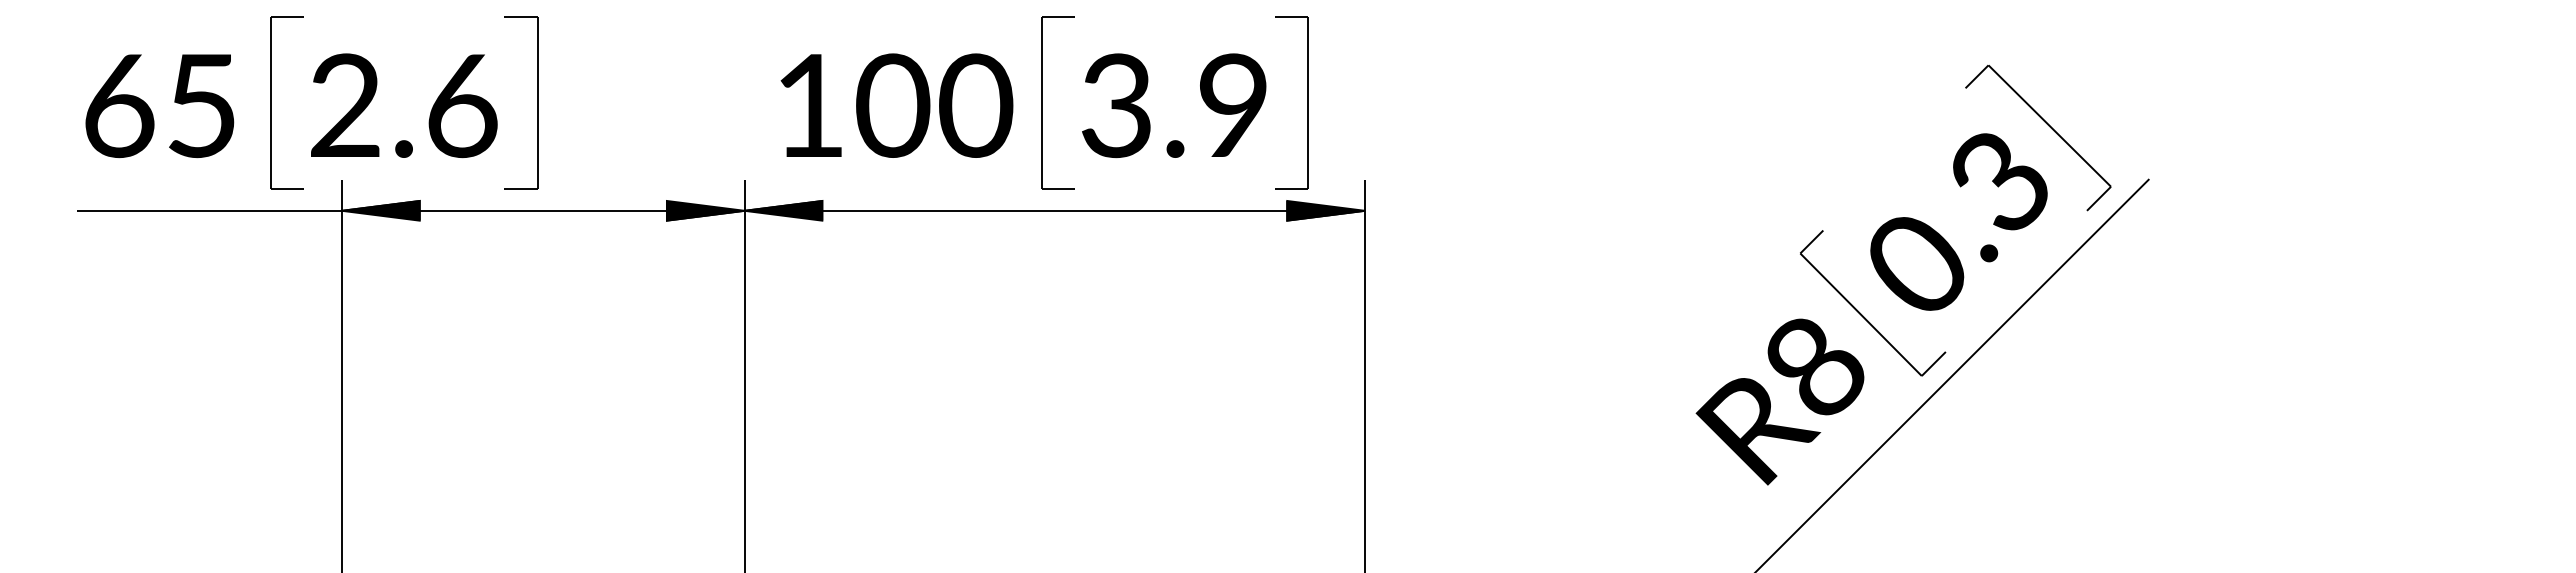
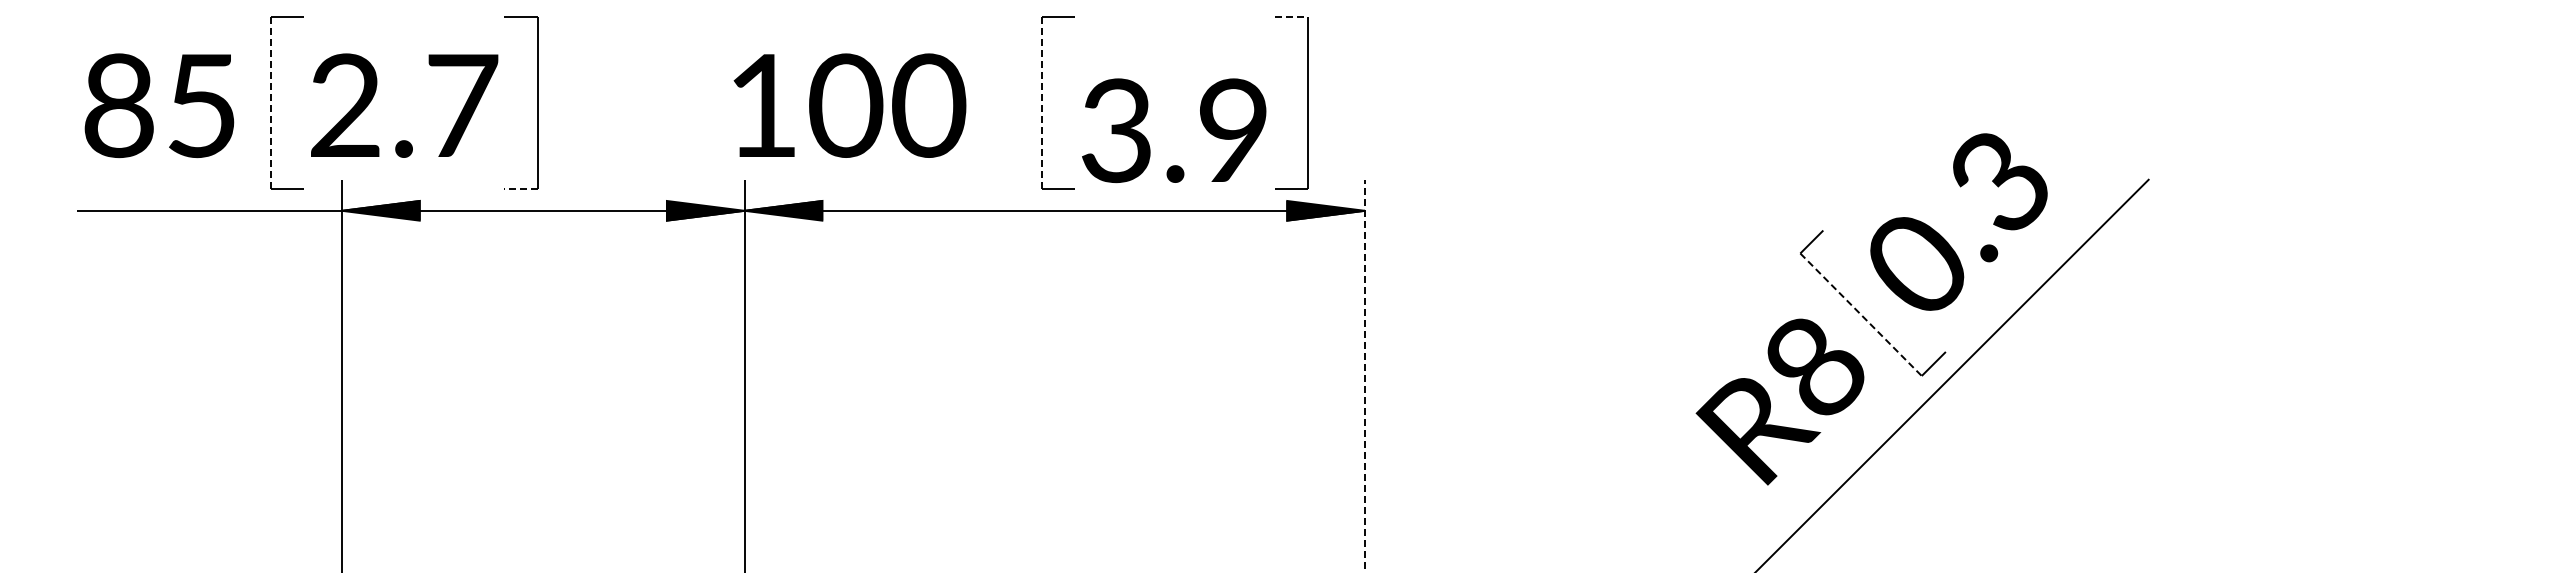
line: solid -> dashed (1292, 17)
line: solid -> dashed (270, 103)
line: solid -> dashed (1042, 103)
text: 65 -> 85 (119, 105)
text position: (896, 105) -> (849, 105) (849, 105)
text position: (1174, 105) -> (1174, 130) (1174, 130)
text: 2.6 -> 2.7 (463, 106)
part: present -> none (2048, 126)
line: solid -> dashed (520, 188)
line: solid -> dashed (1861, 315)
line: solid -> dashed (1364, 376)
